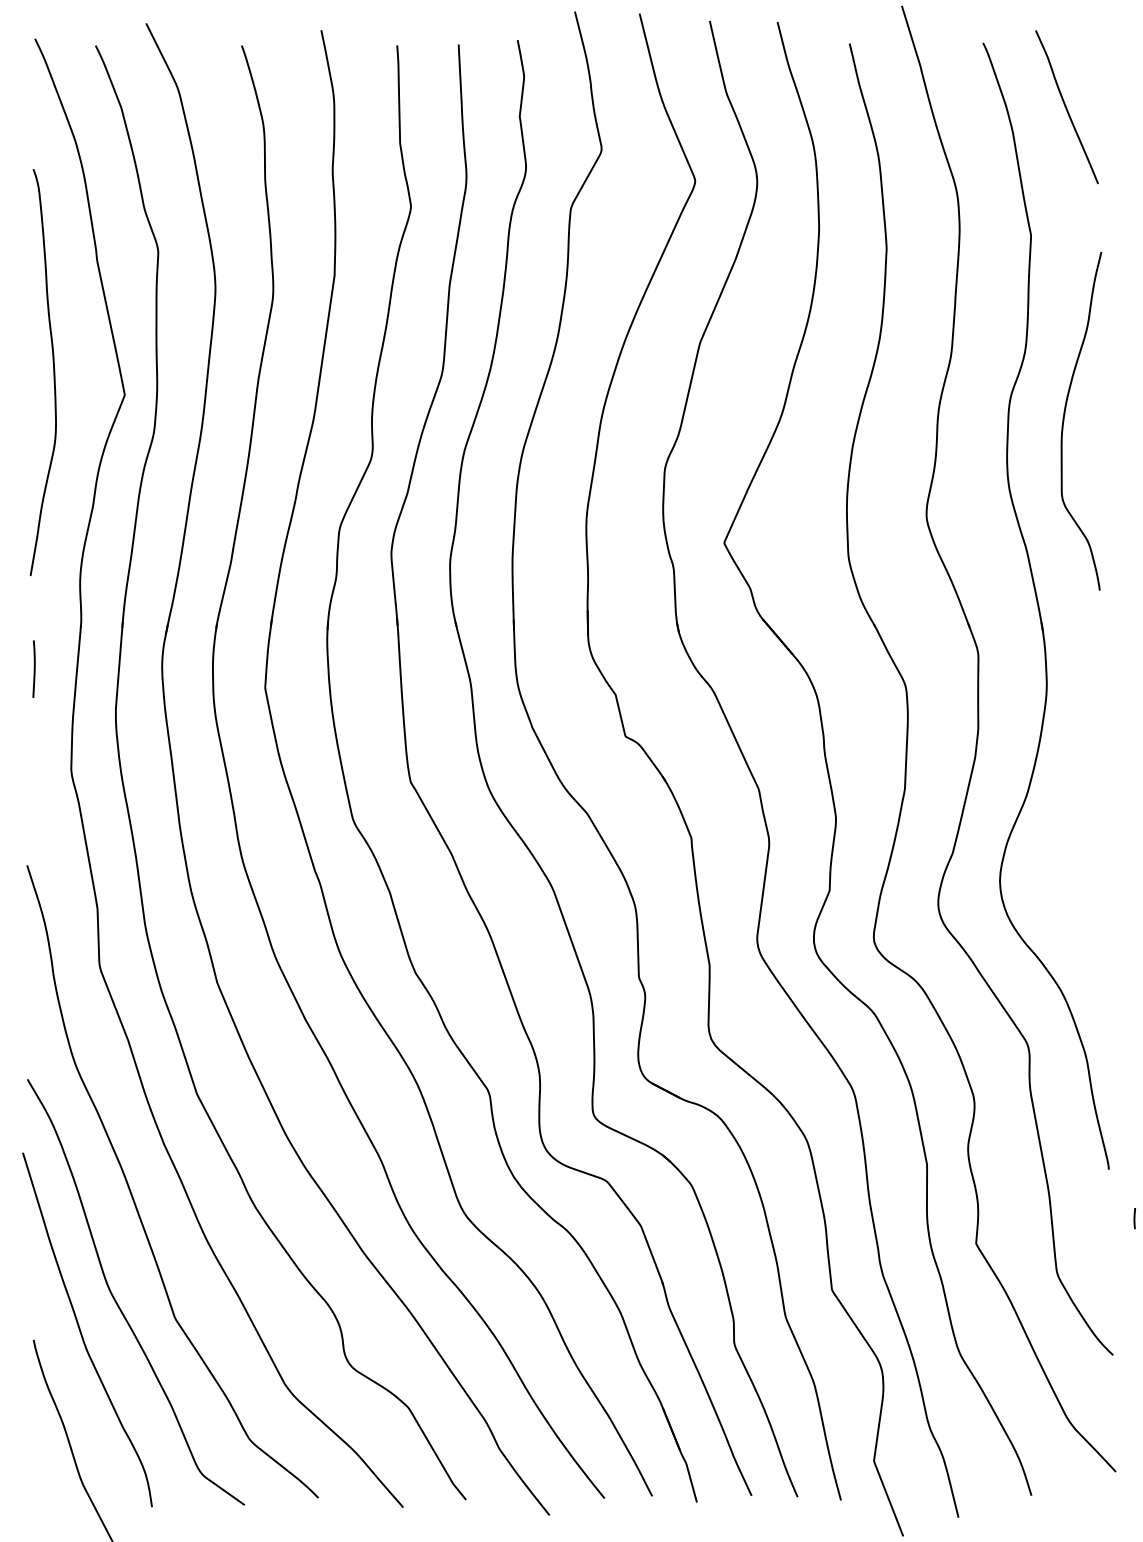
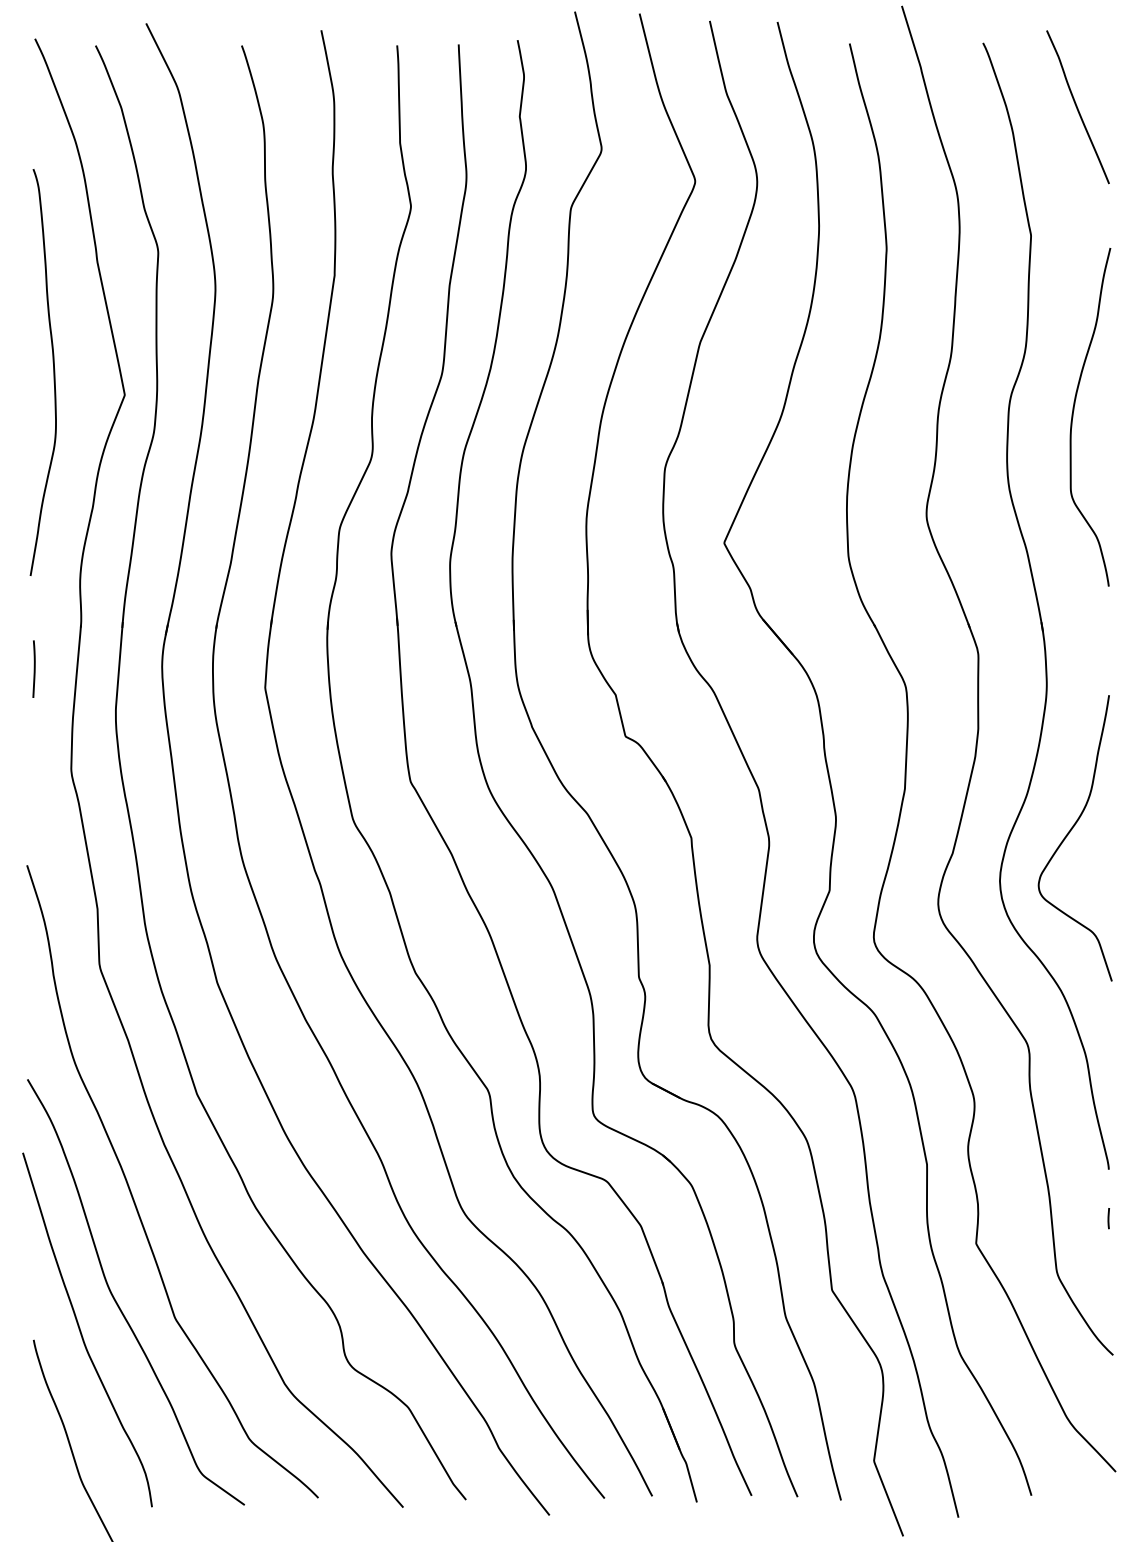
curve position: (1066, 107) -> (1077, 107) (1077, 107)
curve position: (1064, 421) -> (1073, 417) (1073, 417)
curve: none -> present (1068, 835)
line position: (1134, 1218) -> (1108, 1218) (1108, 1218)
